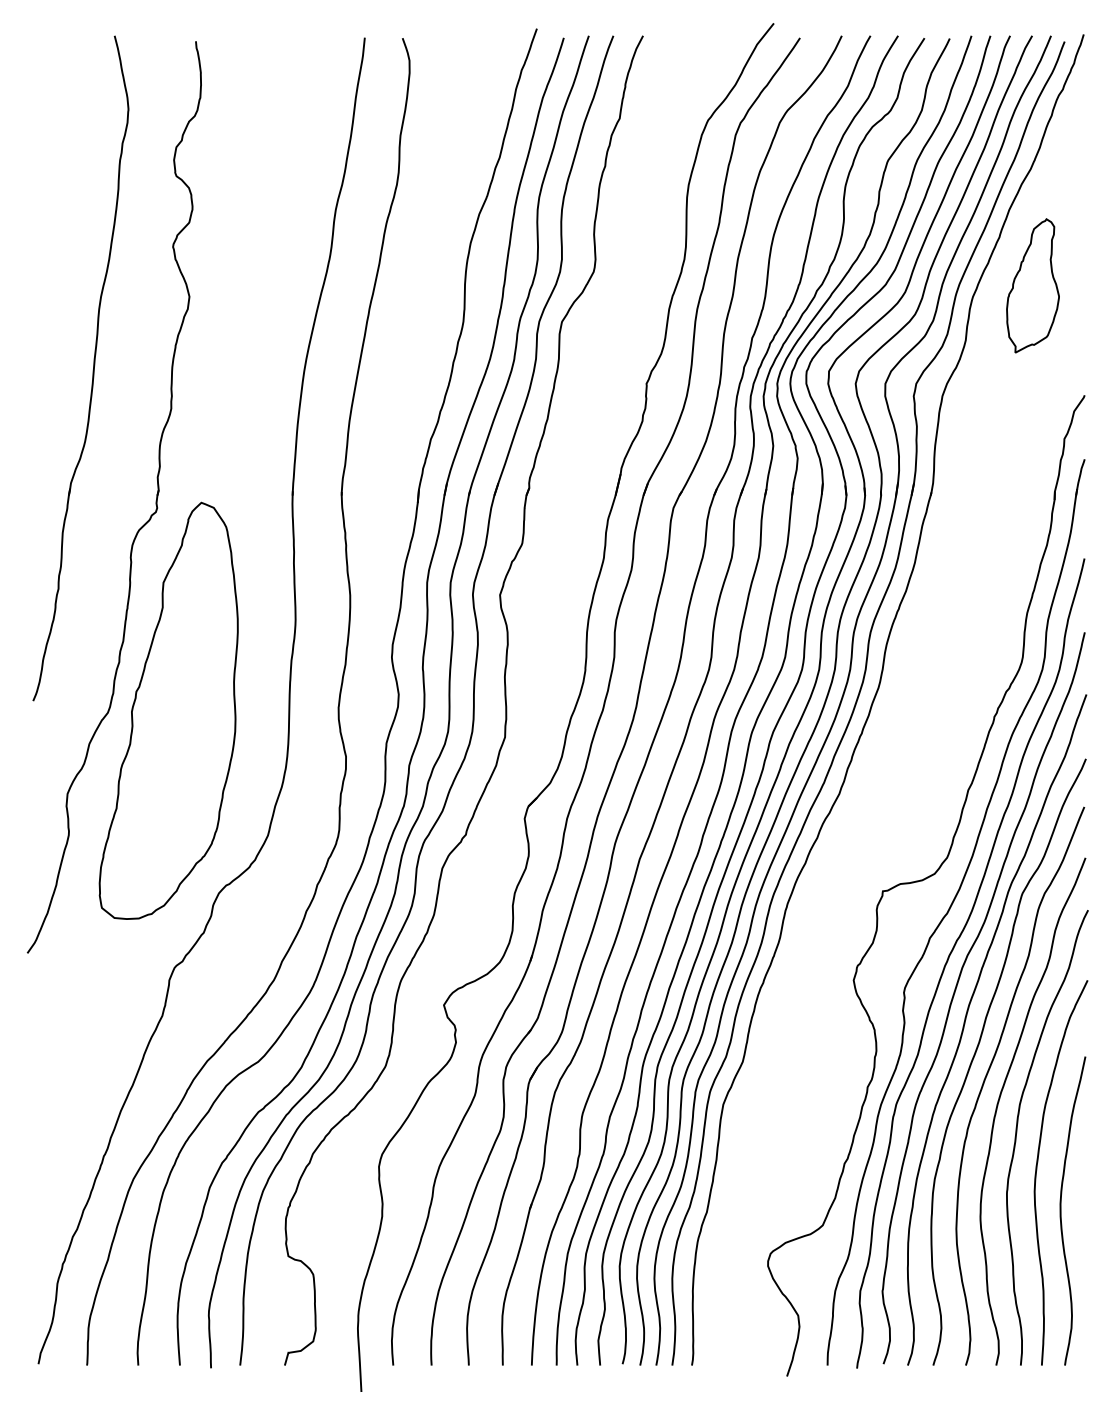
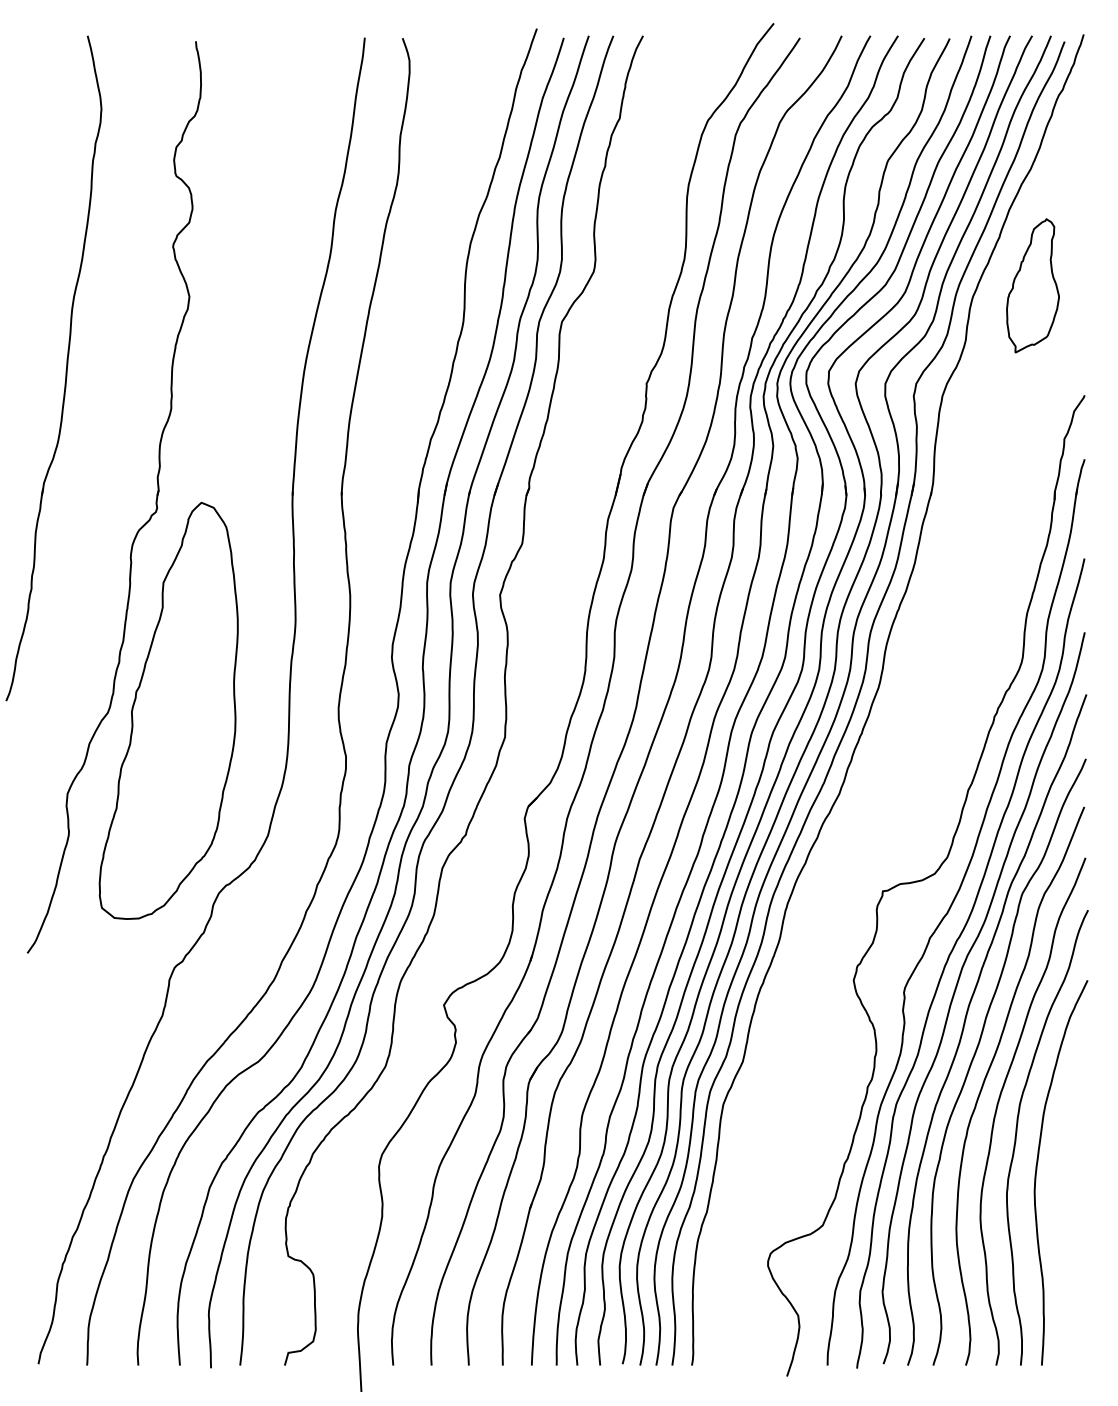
part position: (92, 370) -> (65, 370) (65, 370)
curve: present -> none (1061, 1210)
